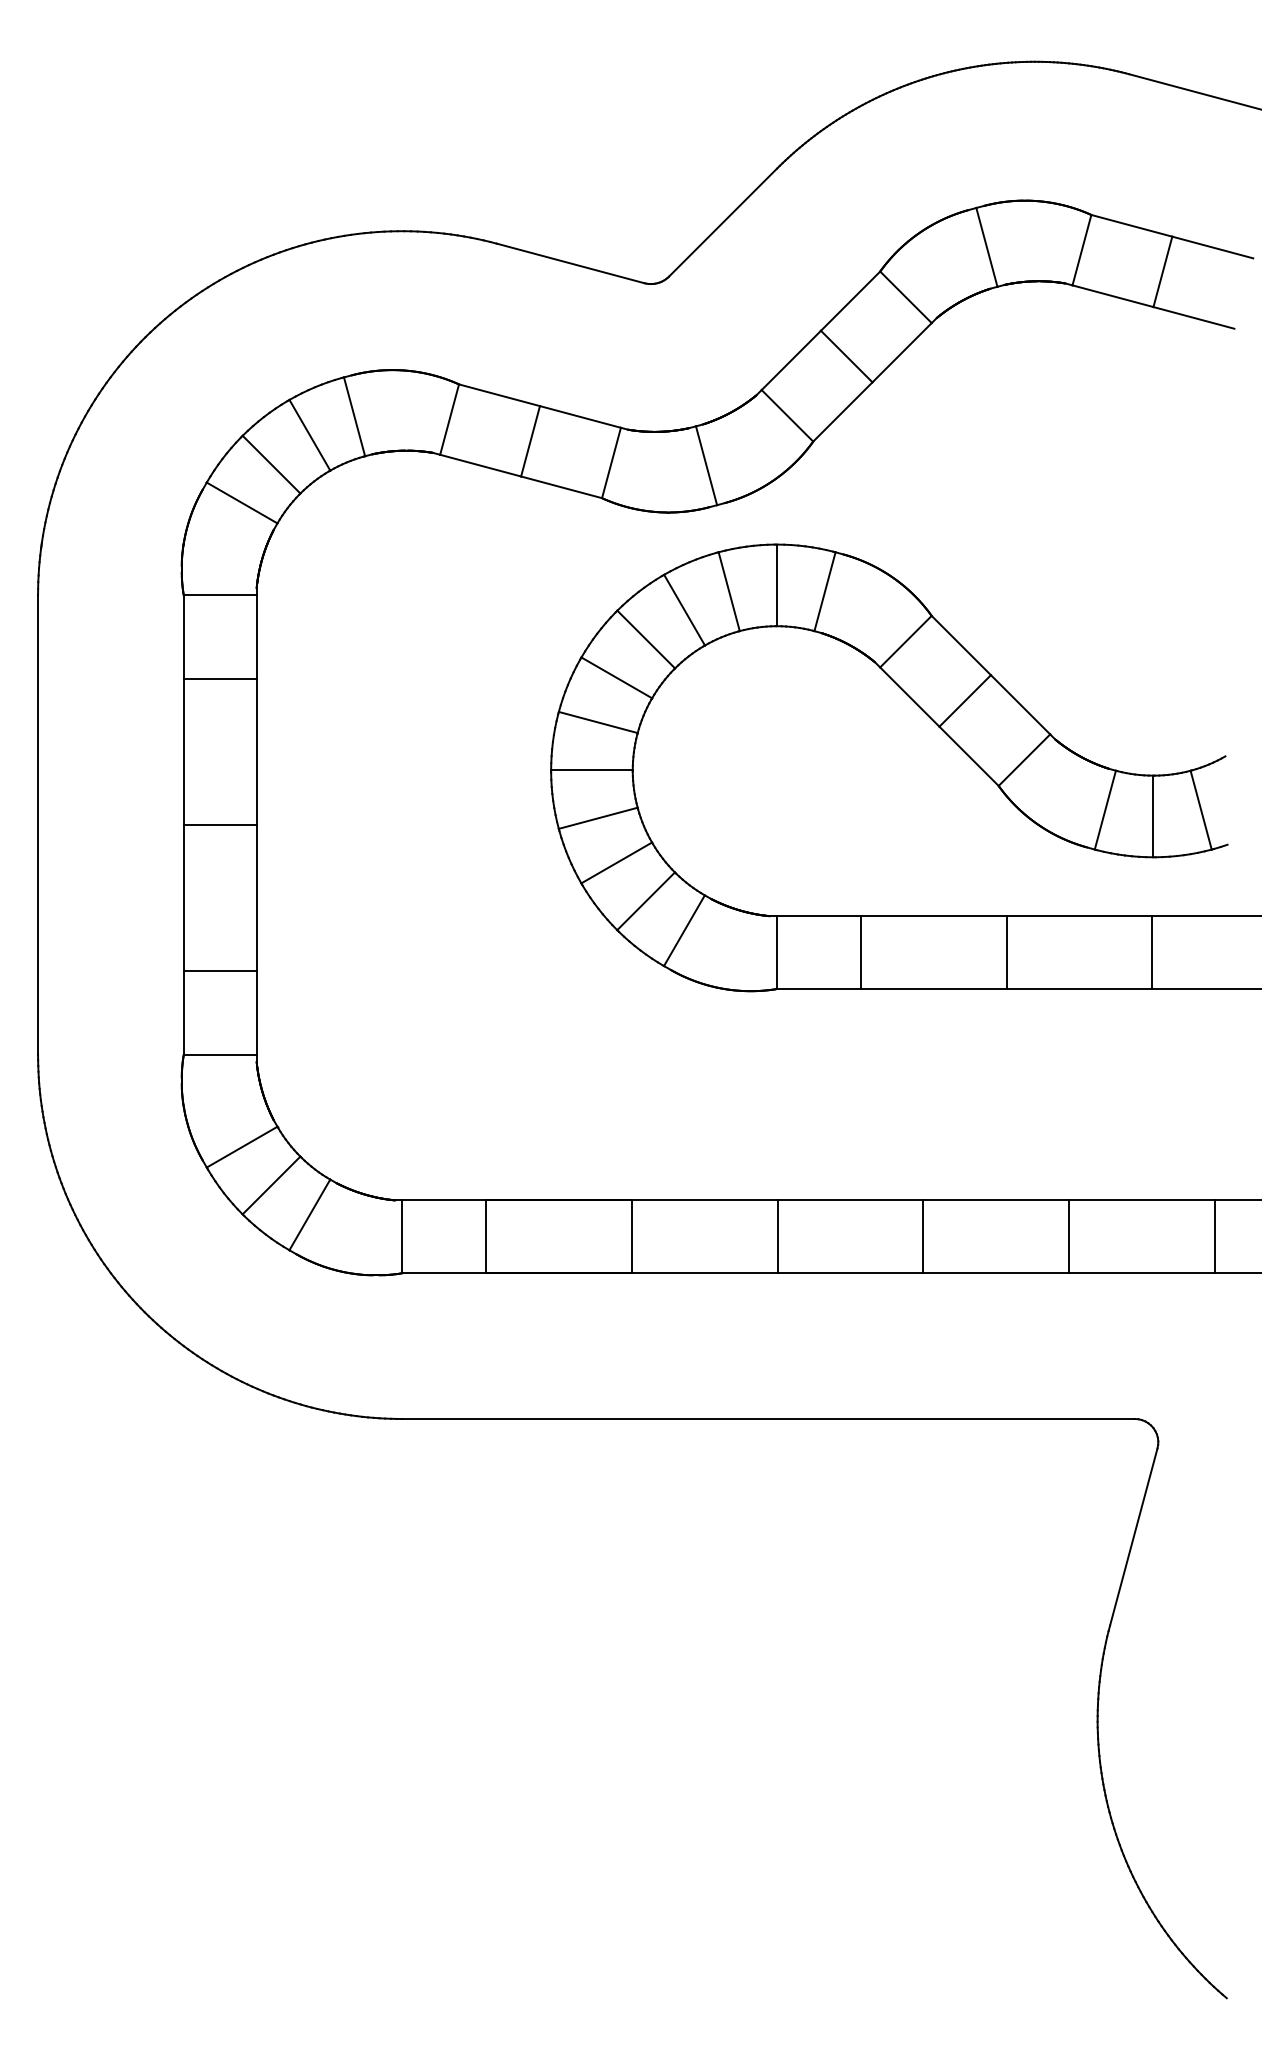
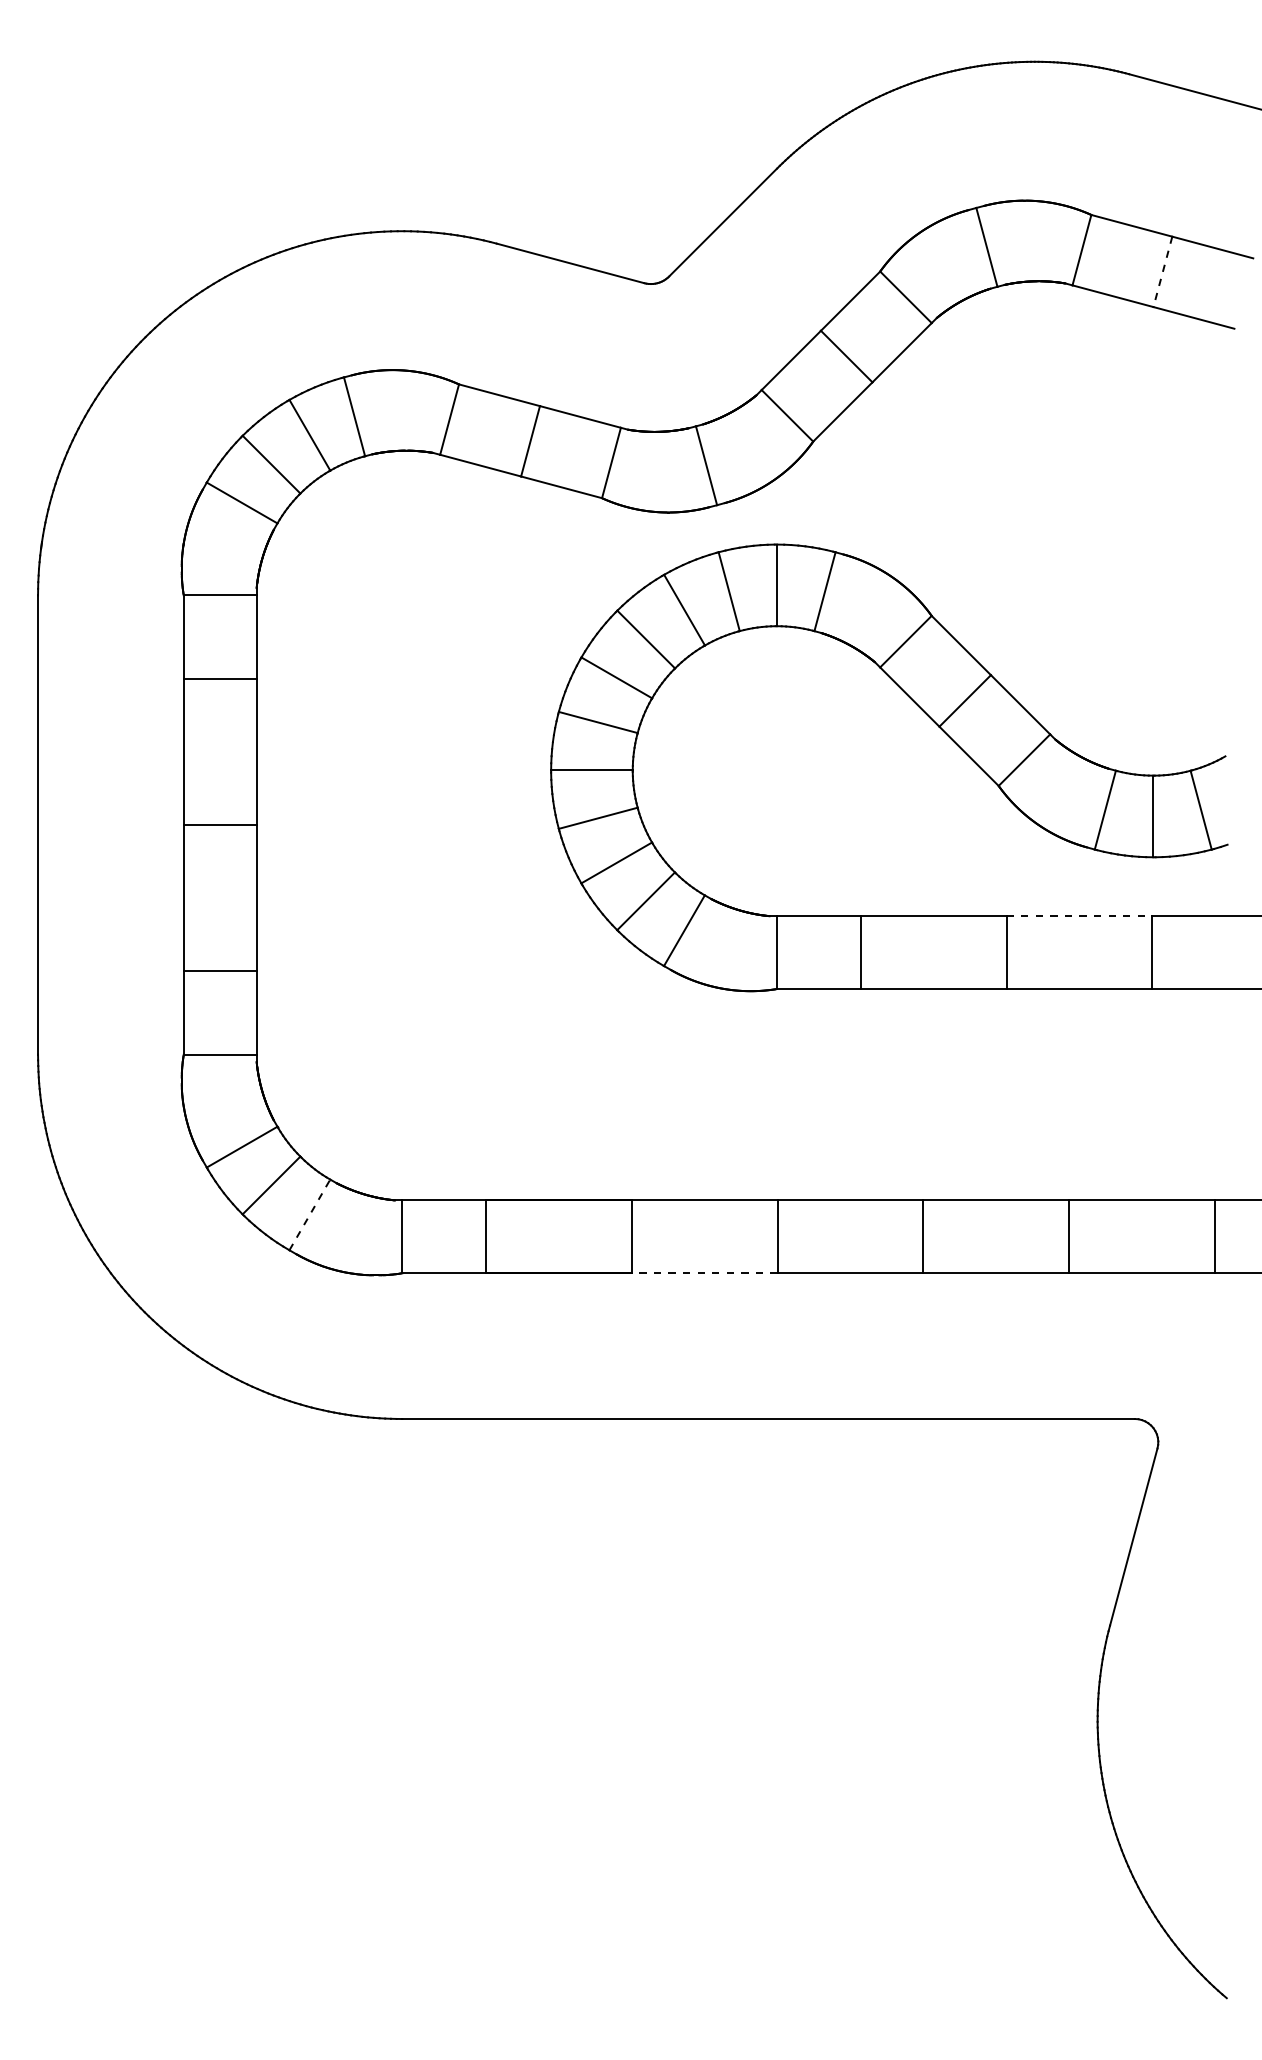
line: solid -> dashed (1162, 272)
line: solid -> dashed (1079, 916)
line: solid -> dashed (309, 1214)
line: solid -> dashed (704, 1273)
